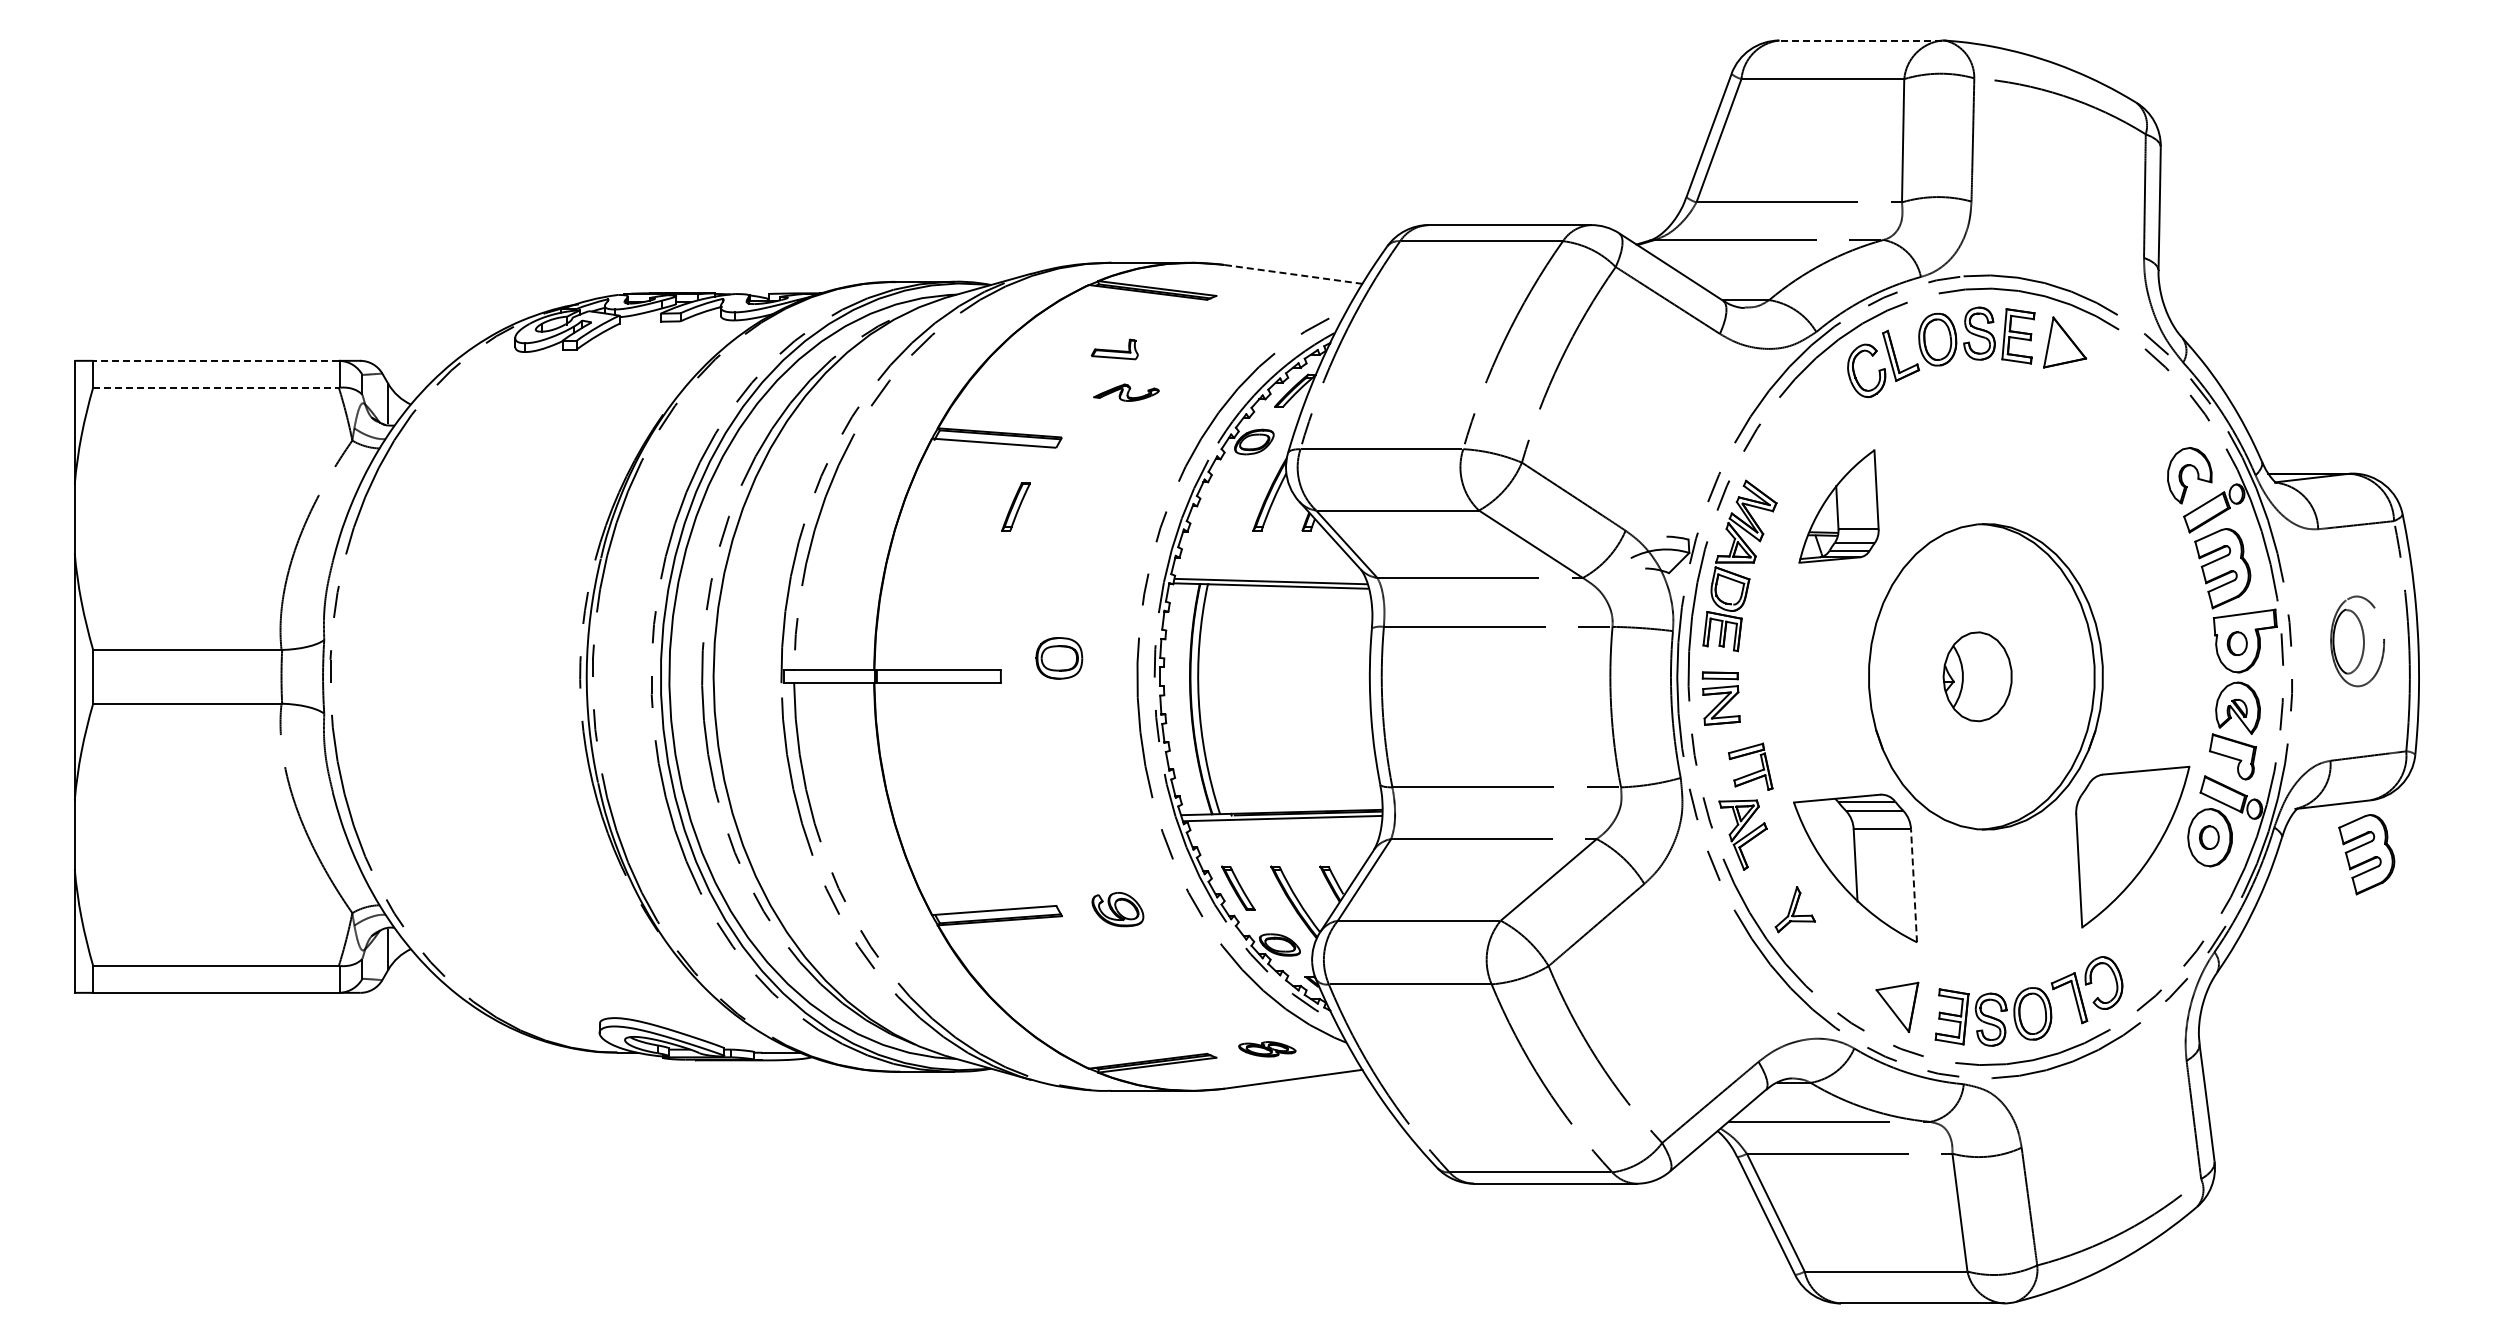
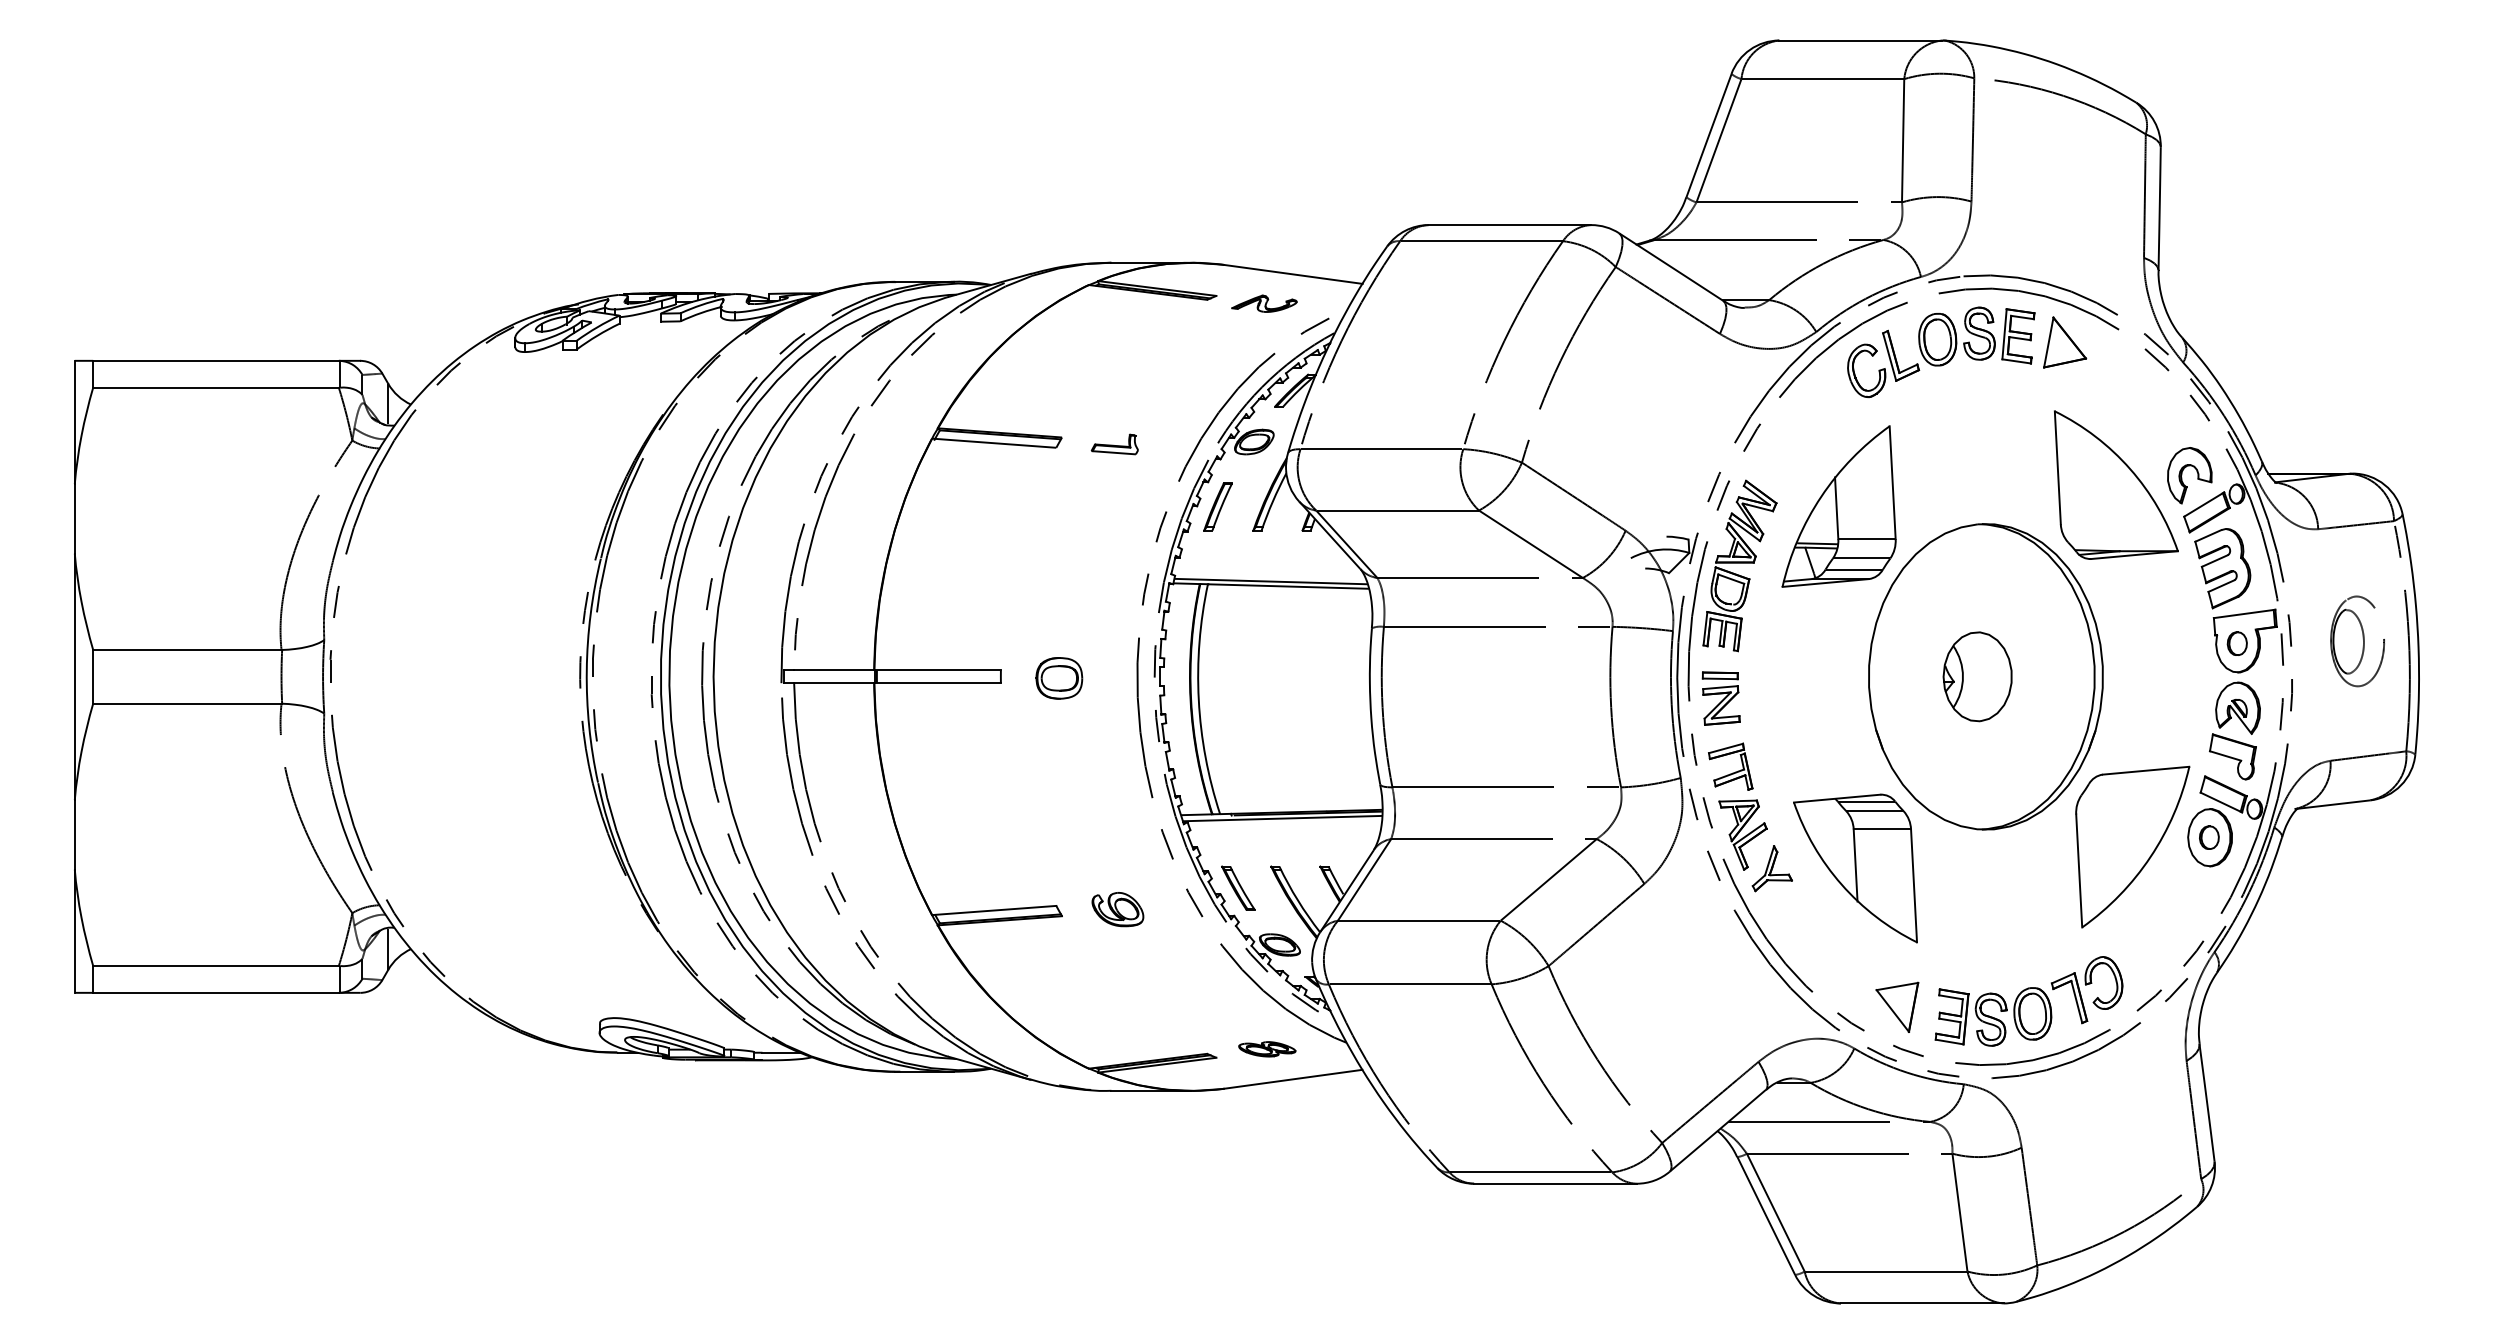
line: dashed -> solid (1860, 40)
line: dashed -> solid (1293, 274)
part position: (1114, 349) -> (1114, 444) (1114, 444)
line: dashed -> solid (216, 360)
line: dashed -> solid (216, 387)
part position: (1126, 392) -> (1264, 303) (1264, 303)
part: none -> present (2116, 484)
part position: (1015, 506) -> (1217, 506) (1217, 506)
part size: 82x115 px -> 116x163 px (1838, 506)
part position: (1059, 658) -> (1059, 678) (1059, 678)
part position: (1752, 772) -> (1732, 772) (1732, 772)
part: present -> none (2366, 854)
line: dashed -> solid (1914, 885)
part position: (1794, 909) -> (1771, 868) (1771, 868)
